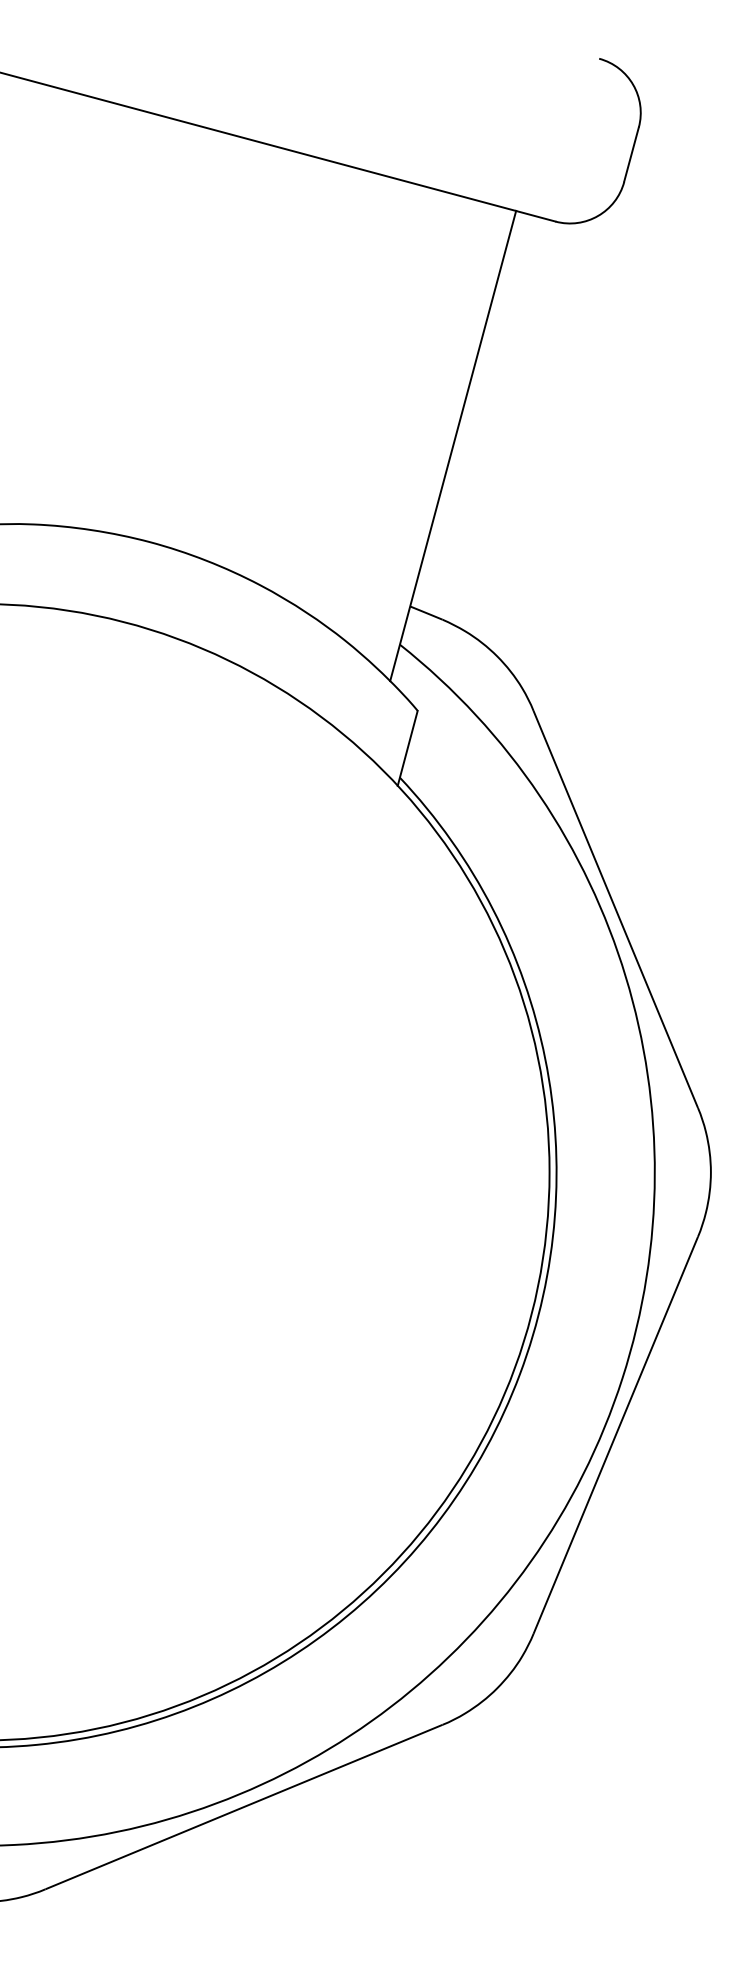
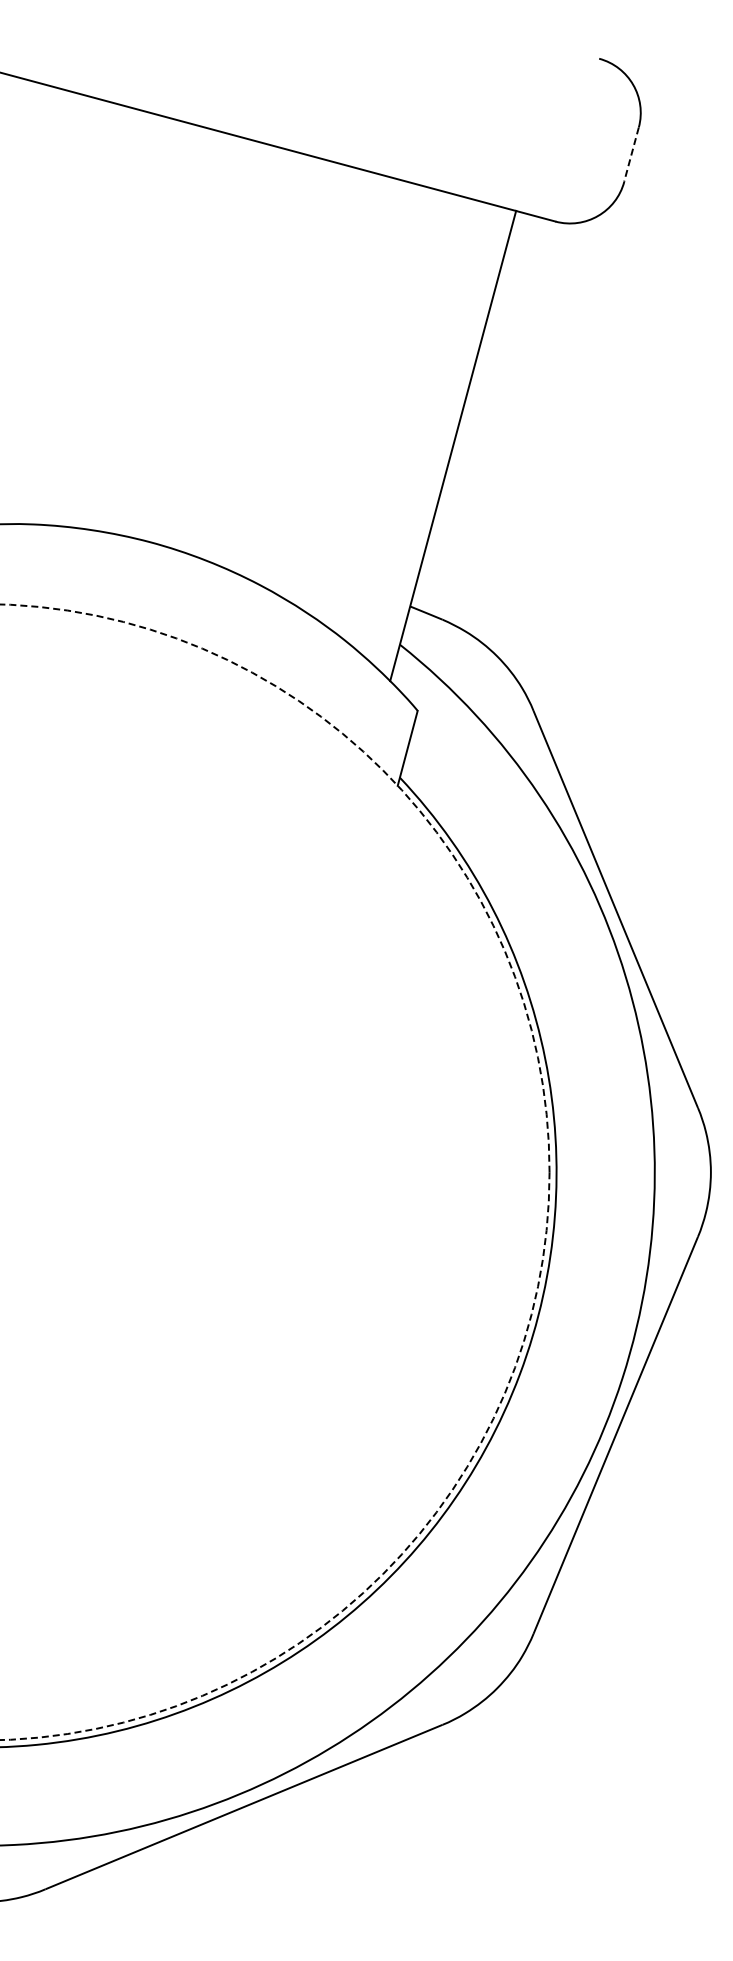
line: solid -> dashed (631, 155)
circle: solid -> dashed (274, 1172)
